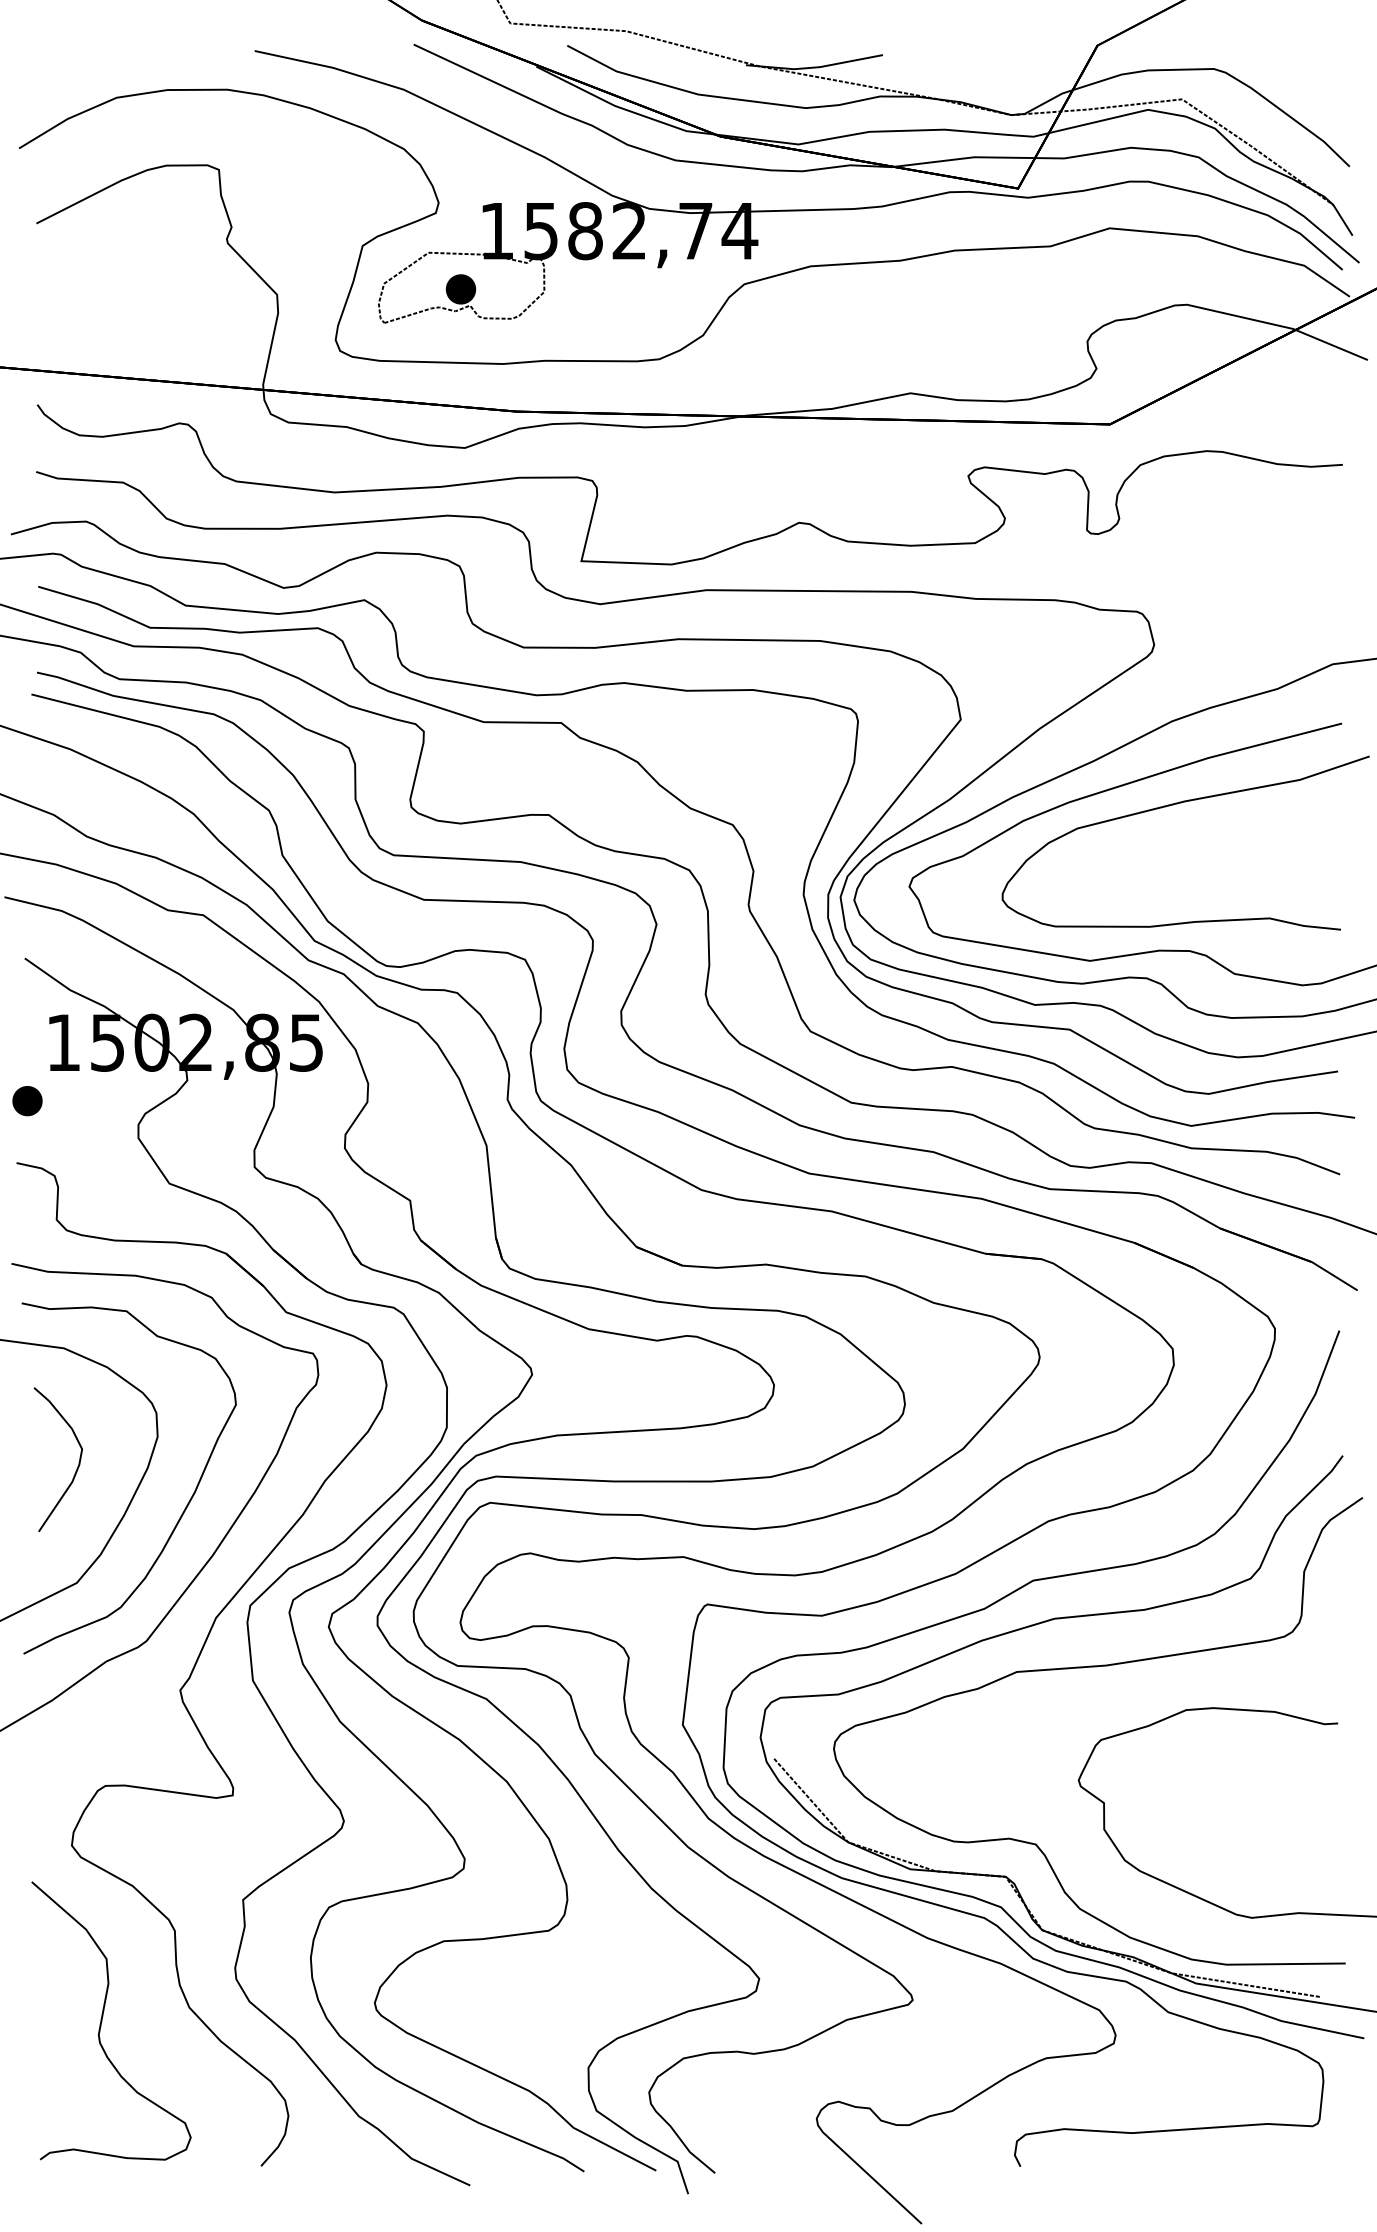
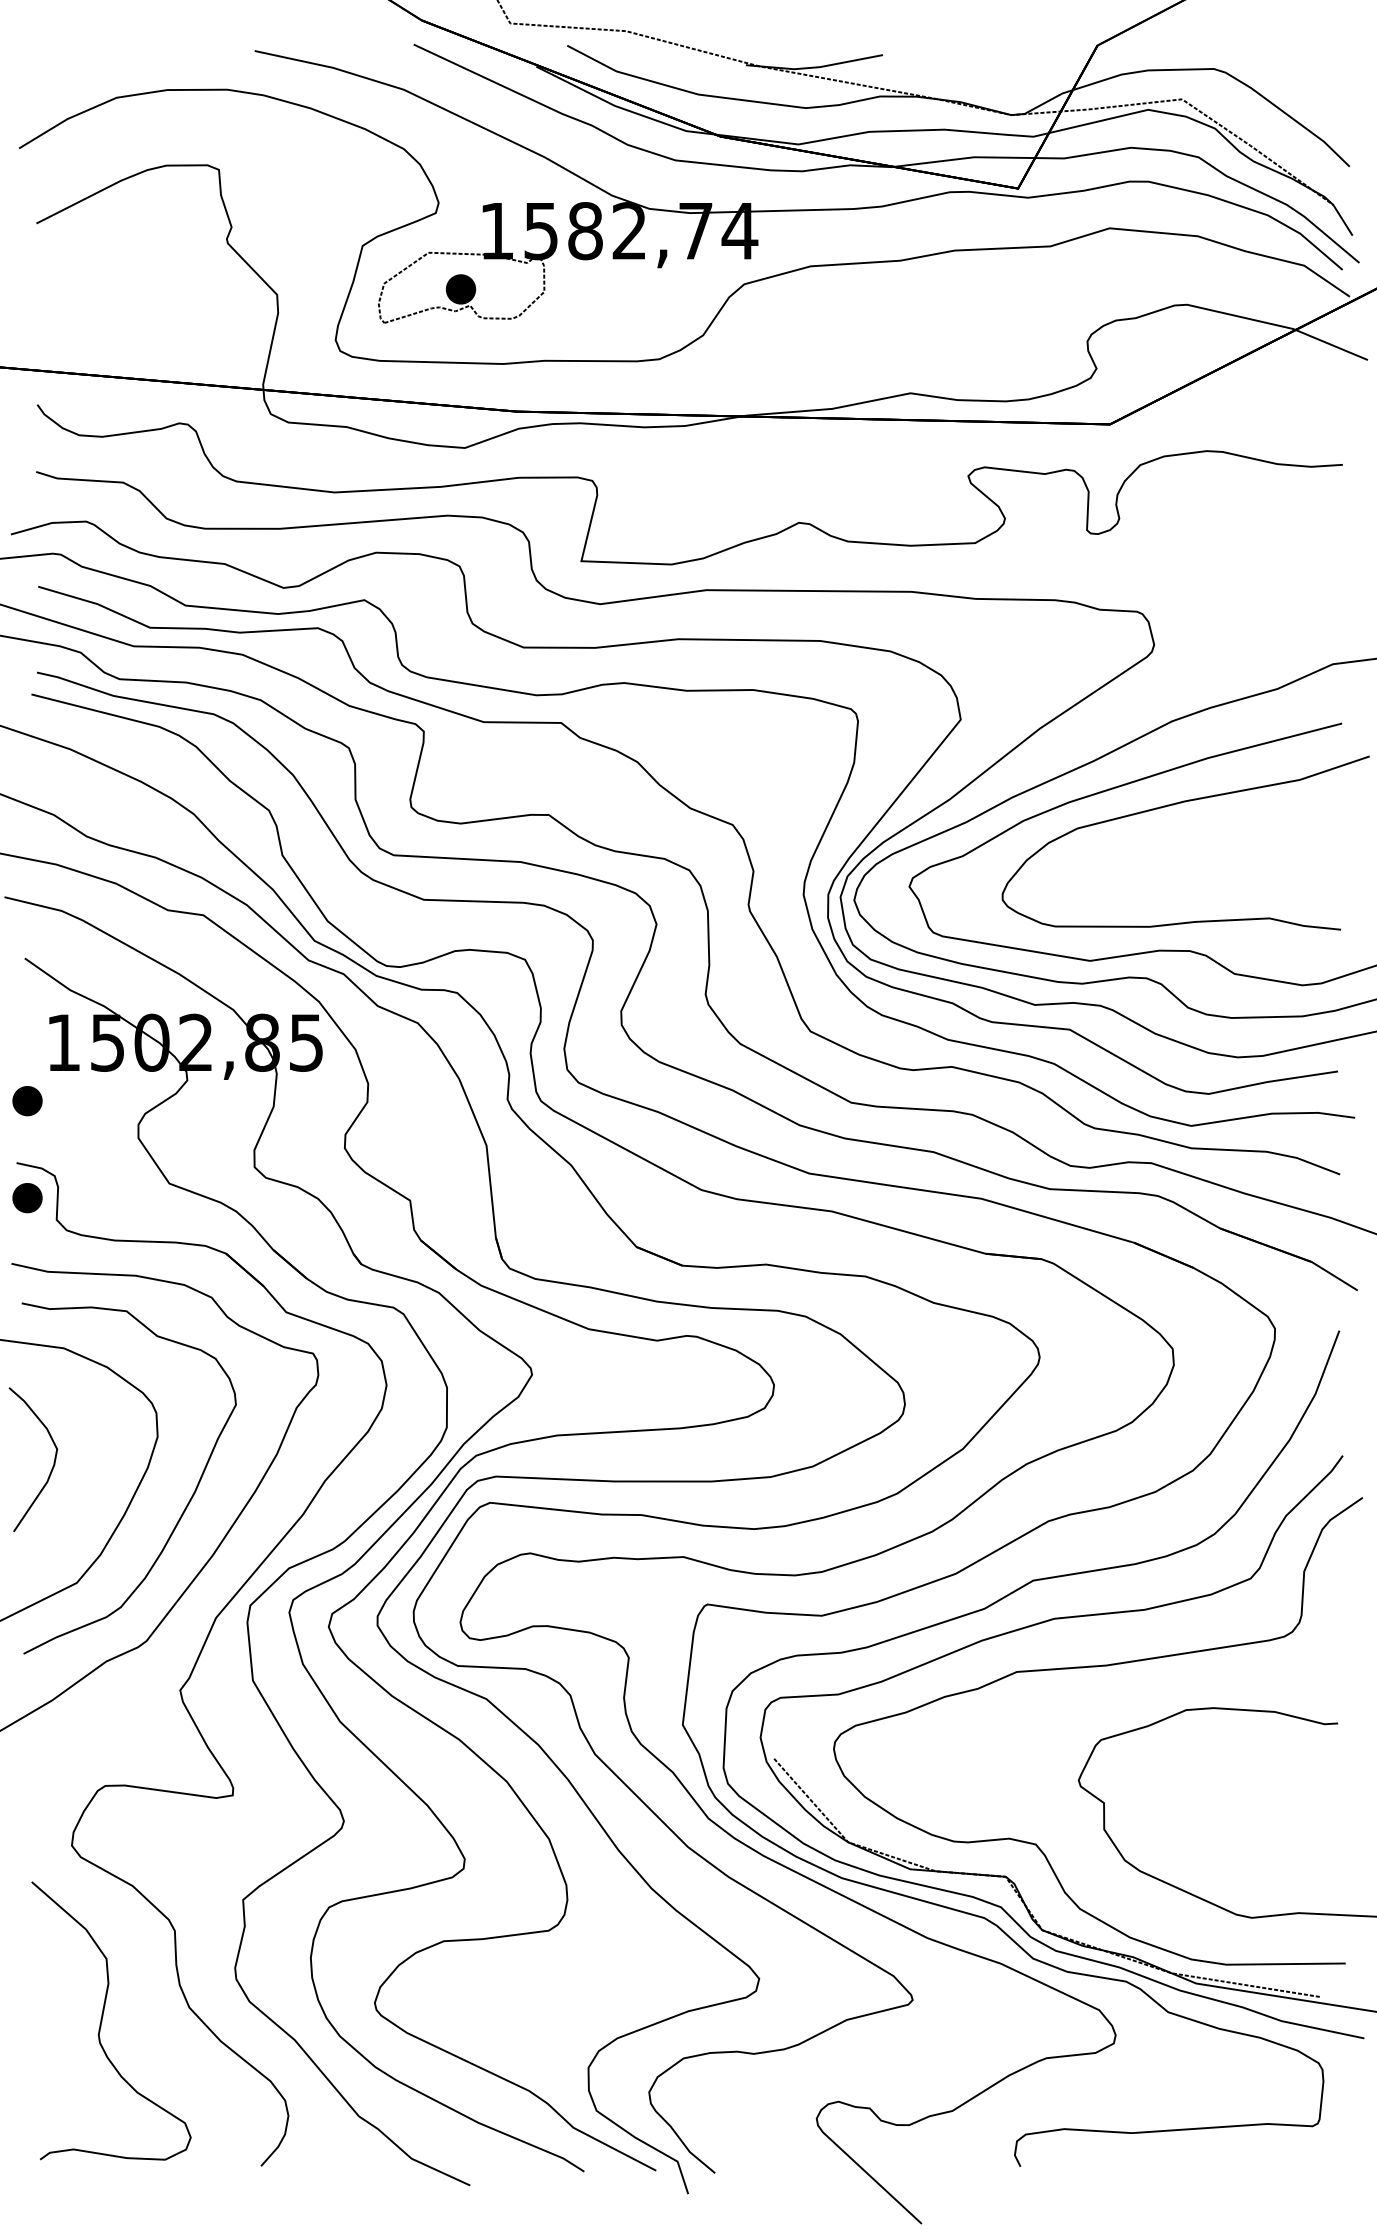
part: none -> present (27, 1198)
part position: (76, 1468) -> (51, 1468) (51, 1468)
